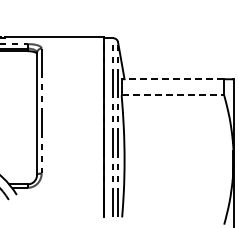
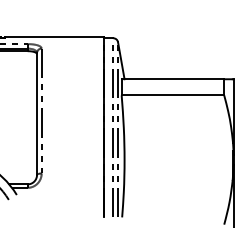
line: dashed -> solid (172, 79)
line: dashed -> solid (173, 95)
